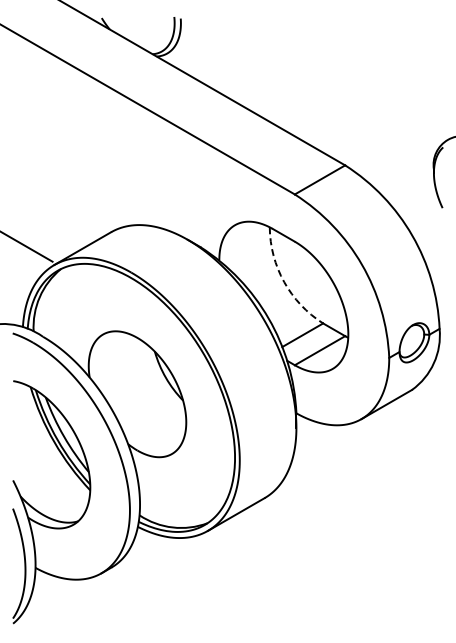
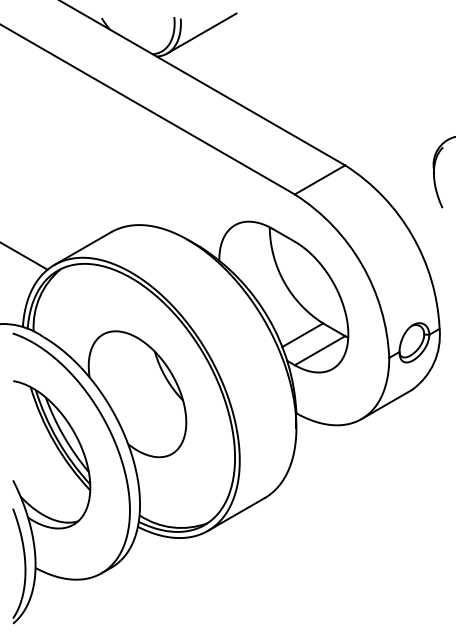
line: none -> present (201, 33)
line position: (27, 246) -> (24, 256) (24, 256)
arc: dashed -> solid (284, 282)
